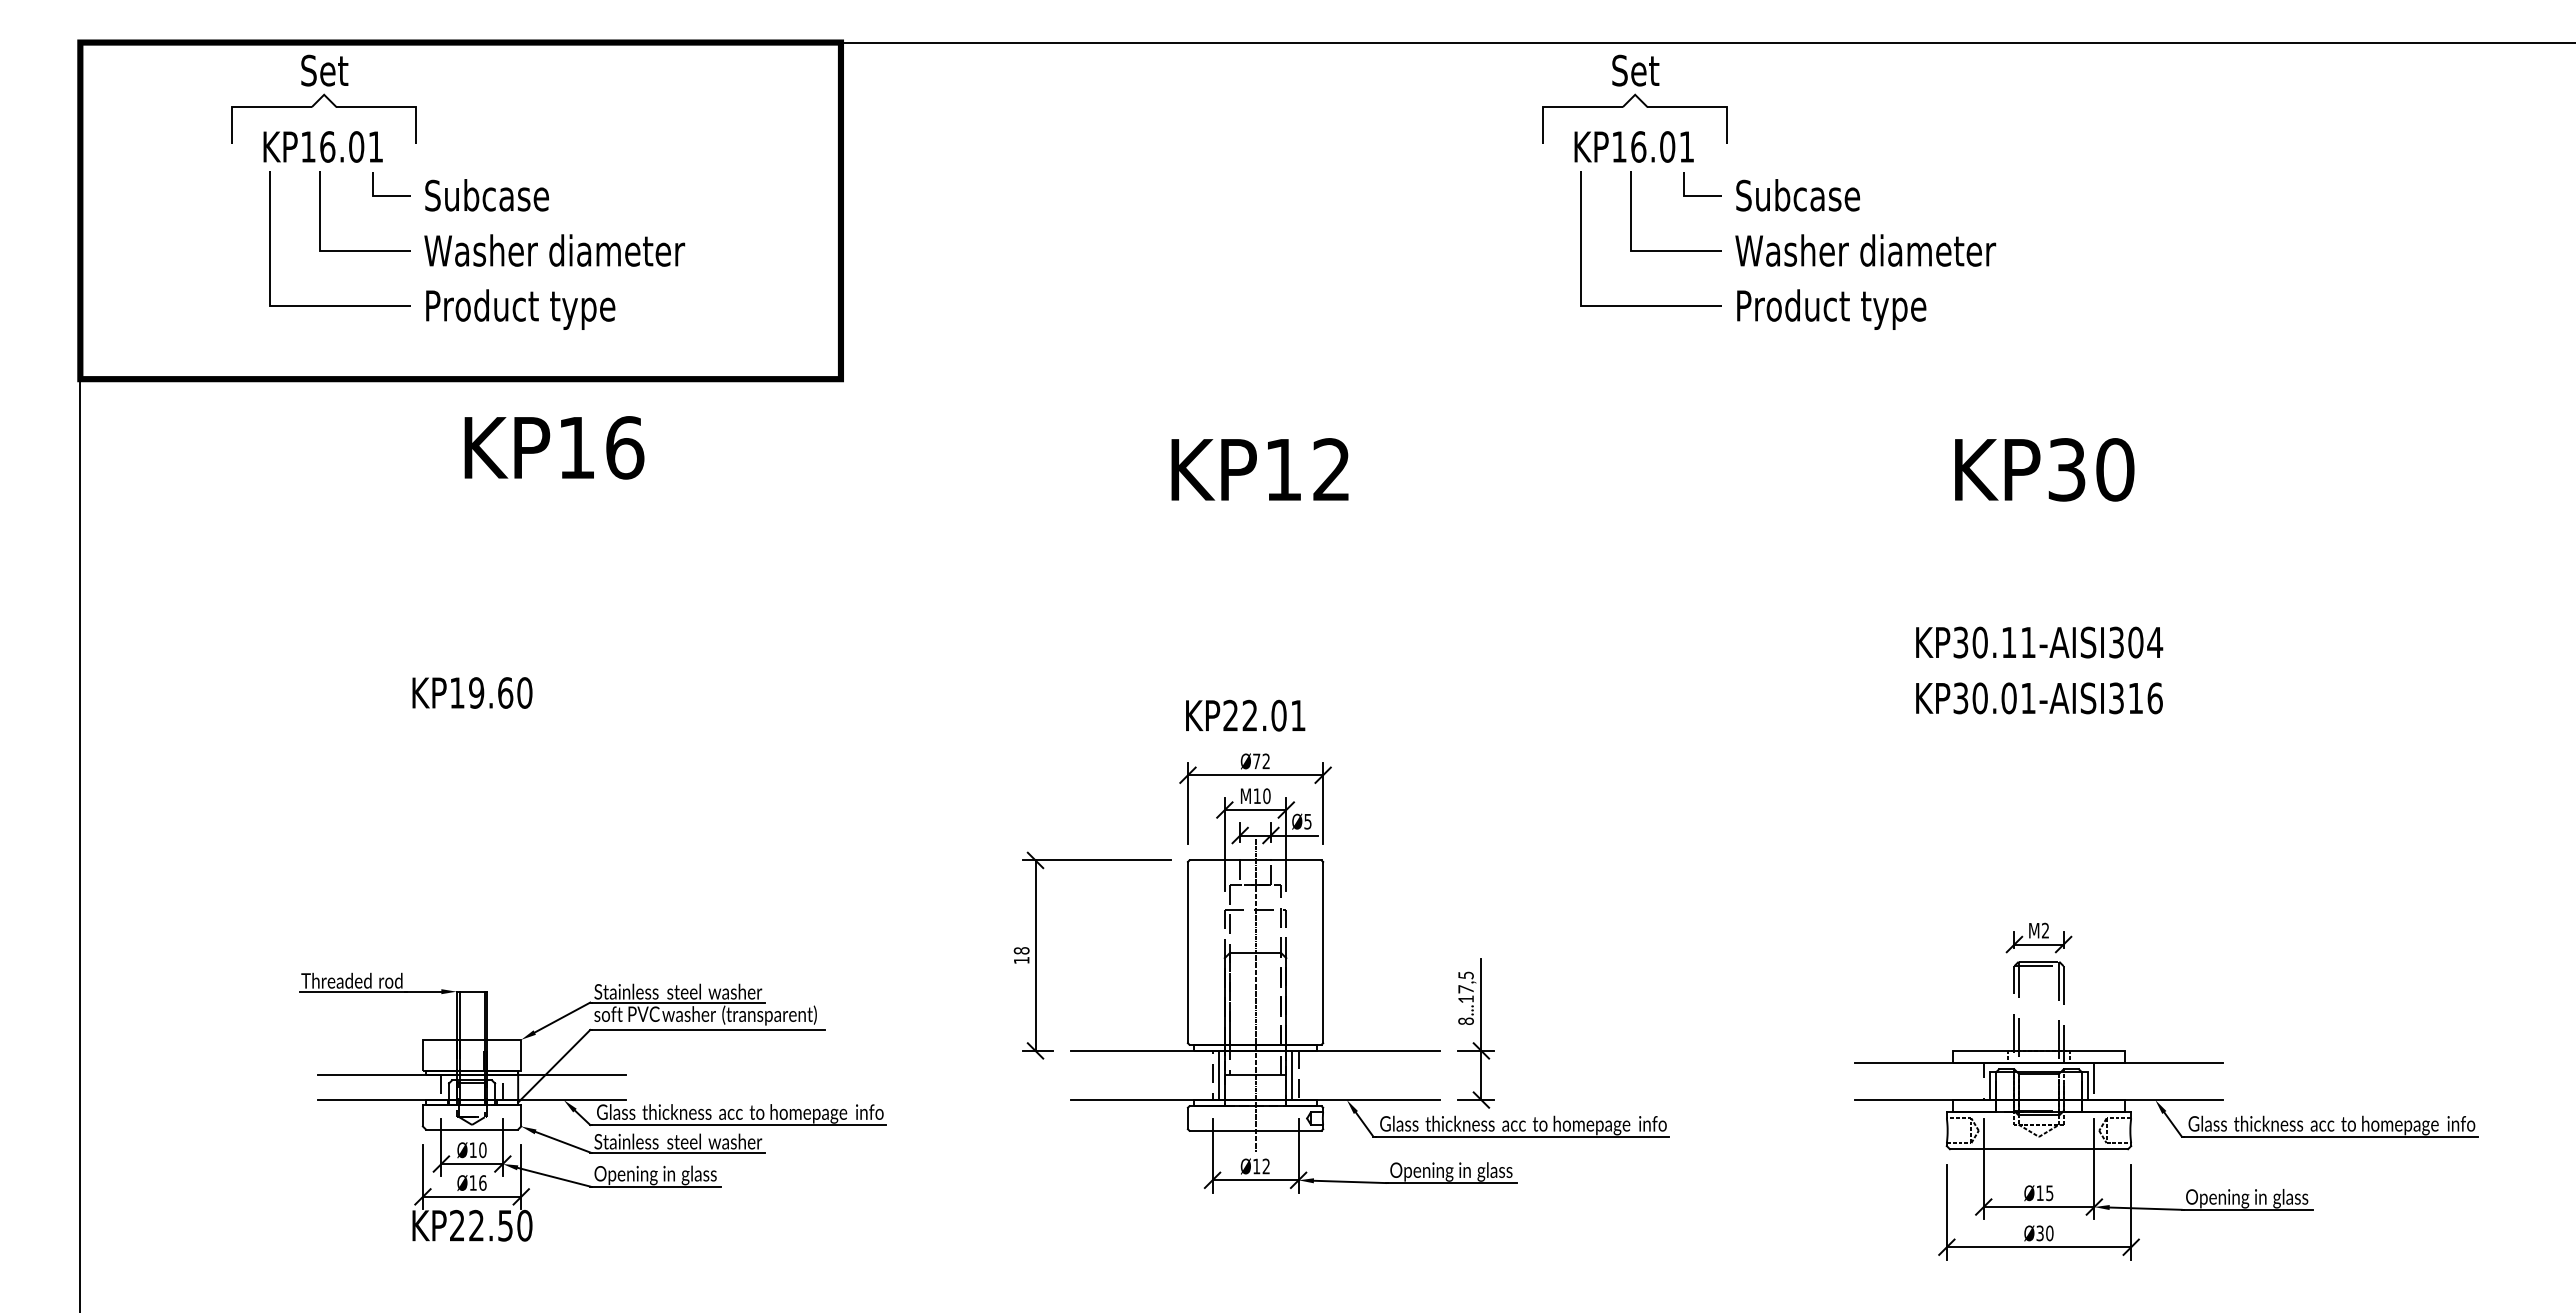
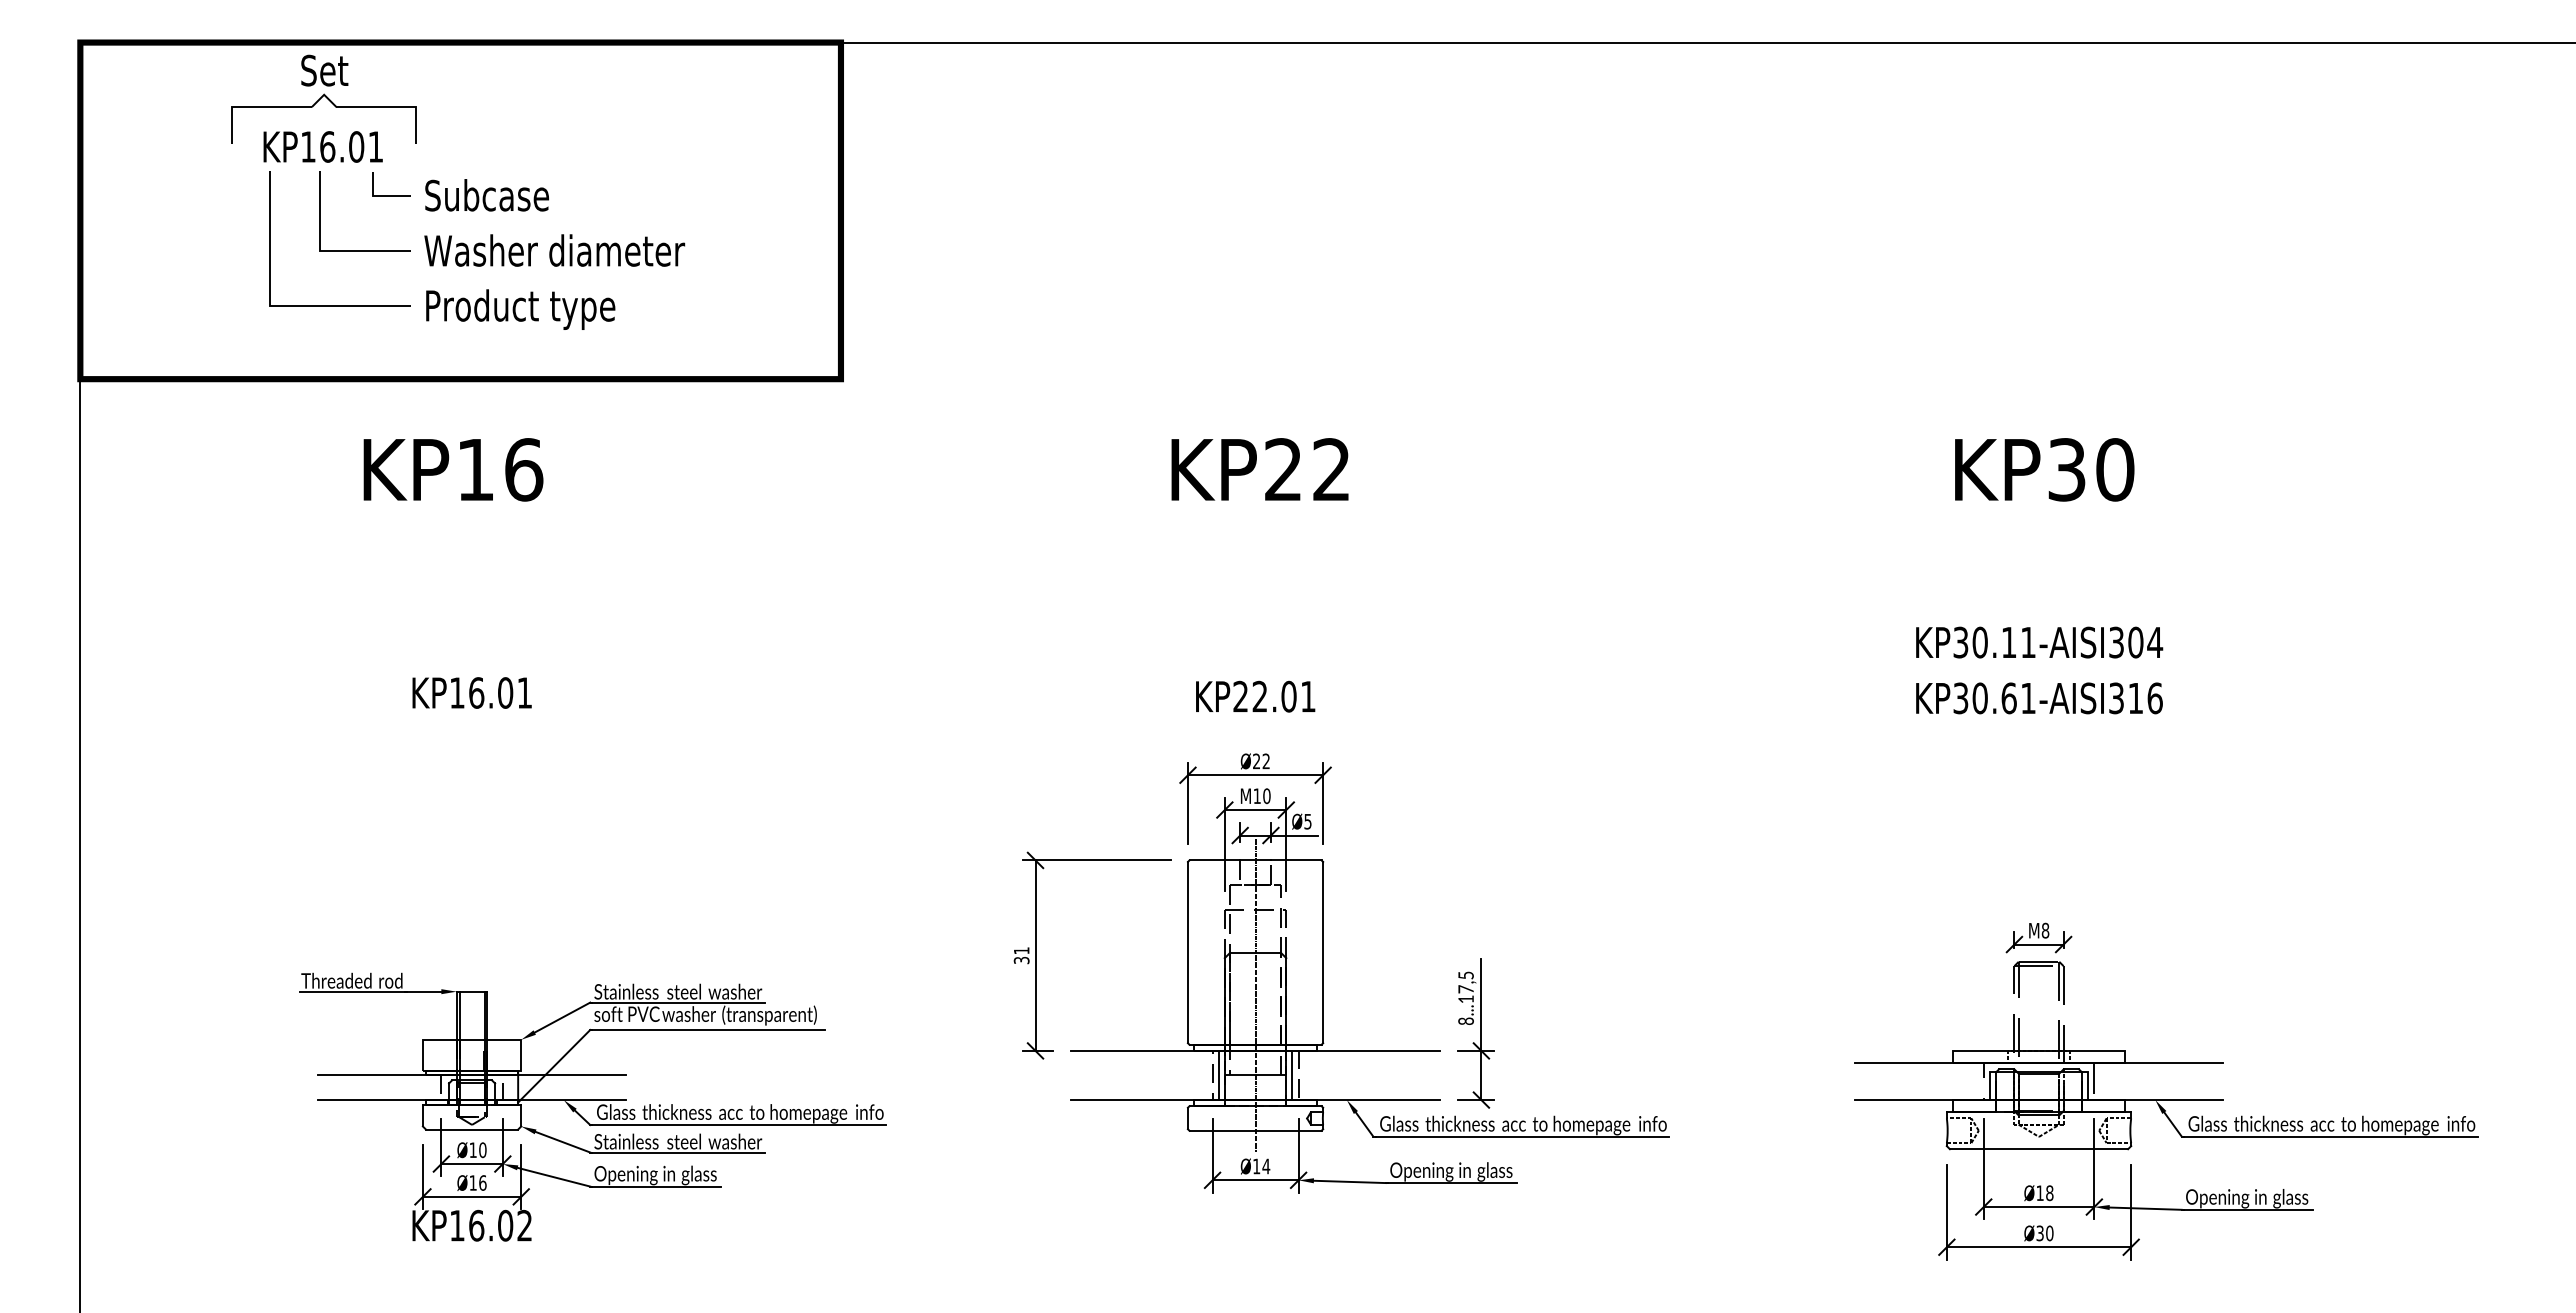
part: present -> none (1769, 191)
text position: (554, 447) -> (453, 469) (453, 469)
text: KP12 -> KP22 (1282, 469)
text: KP19.60 -> KP16.01 (500, 692)
text: KP30.01-AISI316 -> KP30.61-AISI316 (2008, 697)
text position: (1245, 715) -> (1255, 696) (1255, 696)
text: Ø72 -> Ø22 (1256, 761)
text: M2 -> M8 (2045, 930)
text: 18 -> 31 (1021, 955)
text: Ø12 -> Ø14 (1266, 1166)
text: Ø15 -> Ø18 (2049, 1193)
text: KP22.50 -> KP16.02 (491, 1225)
